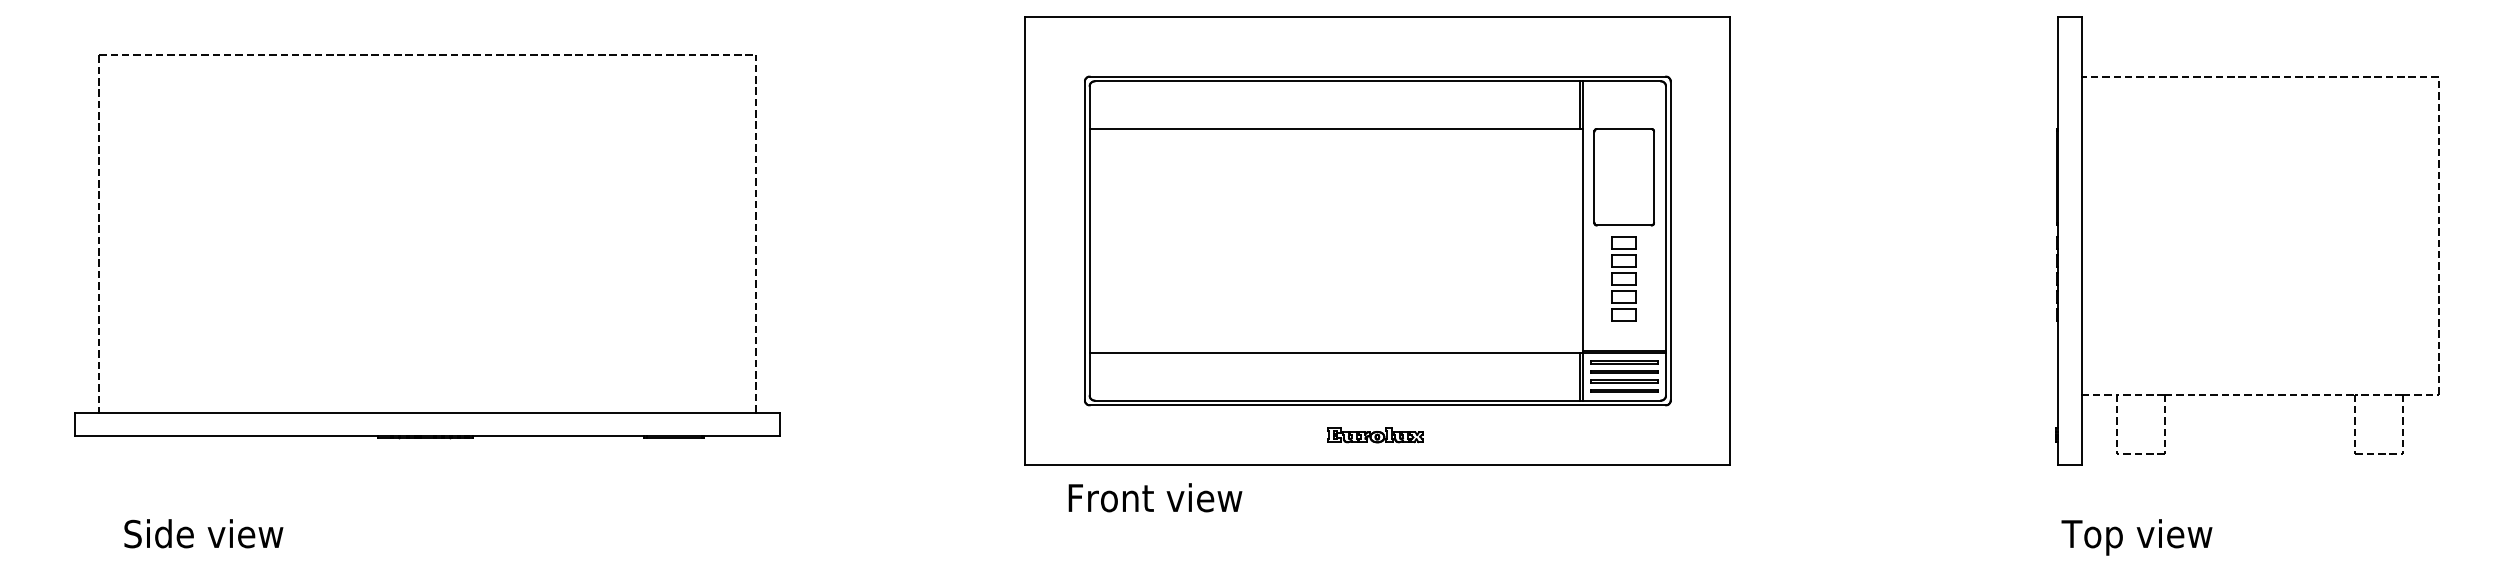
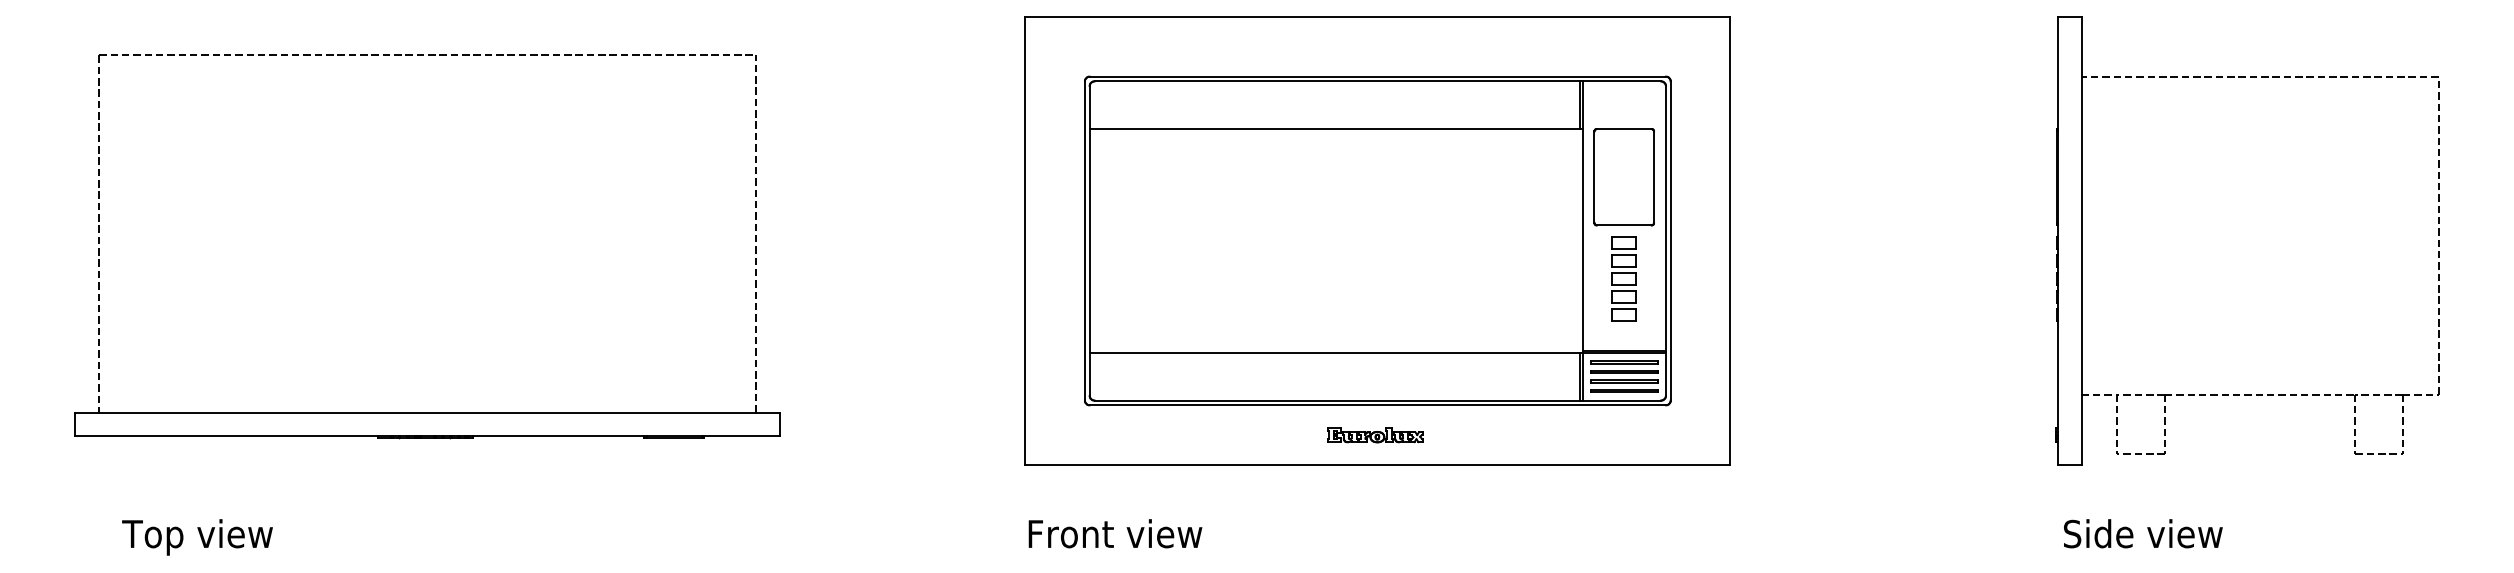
text position: (1155, 497) -> (1115, 533) (1115, 533)
text: Side view -> Top view (202, 537)
text: Top view -> Side view (2141, 537)
